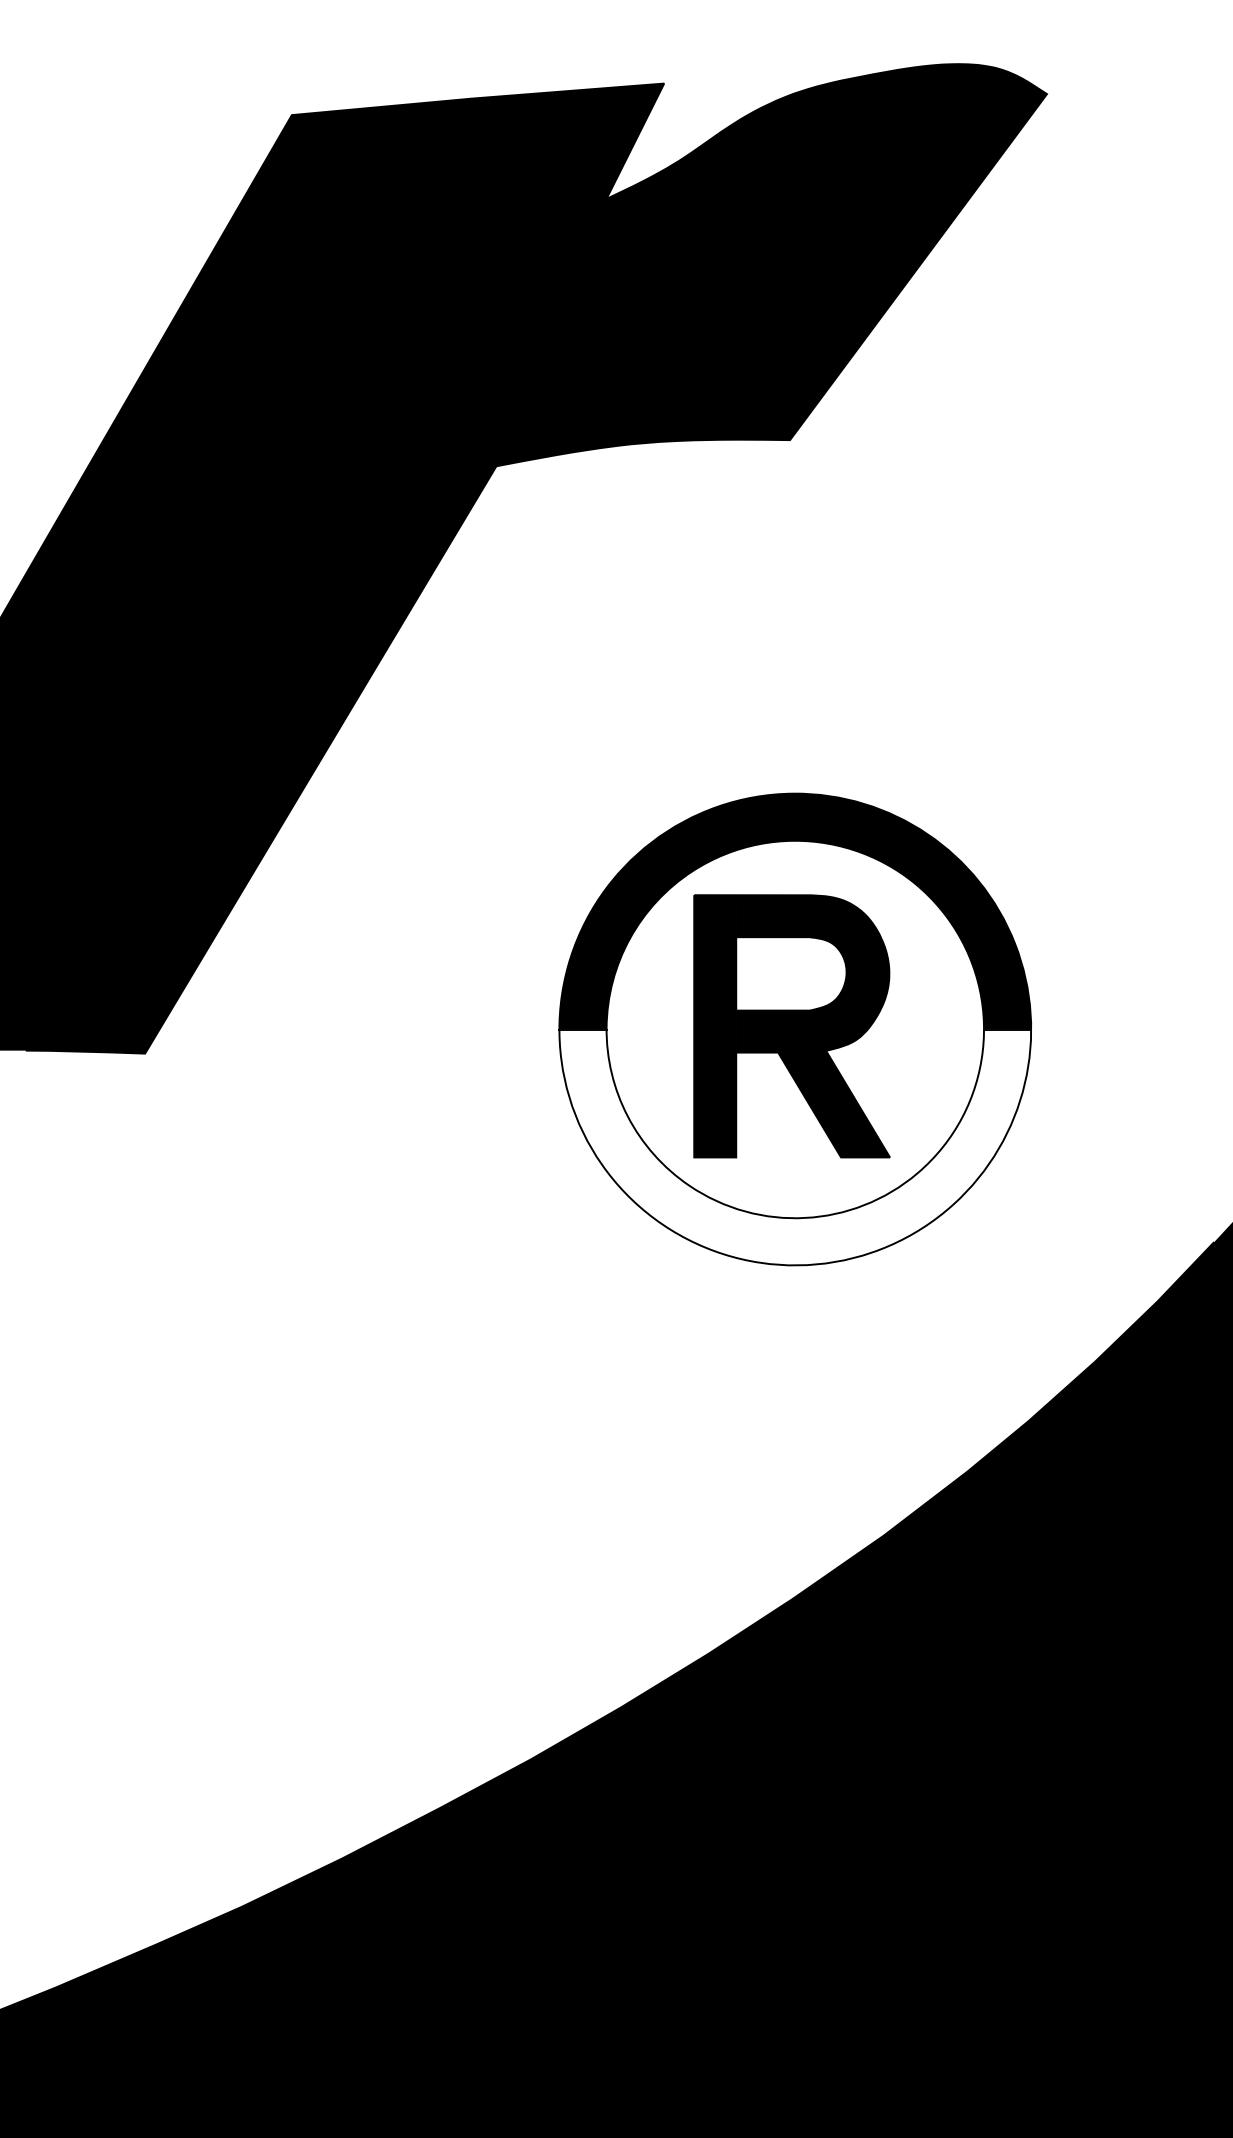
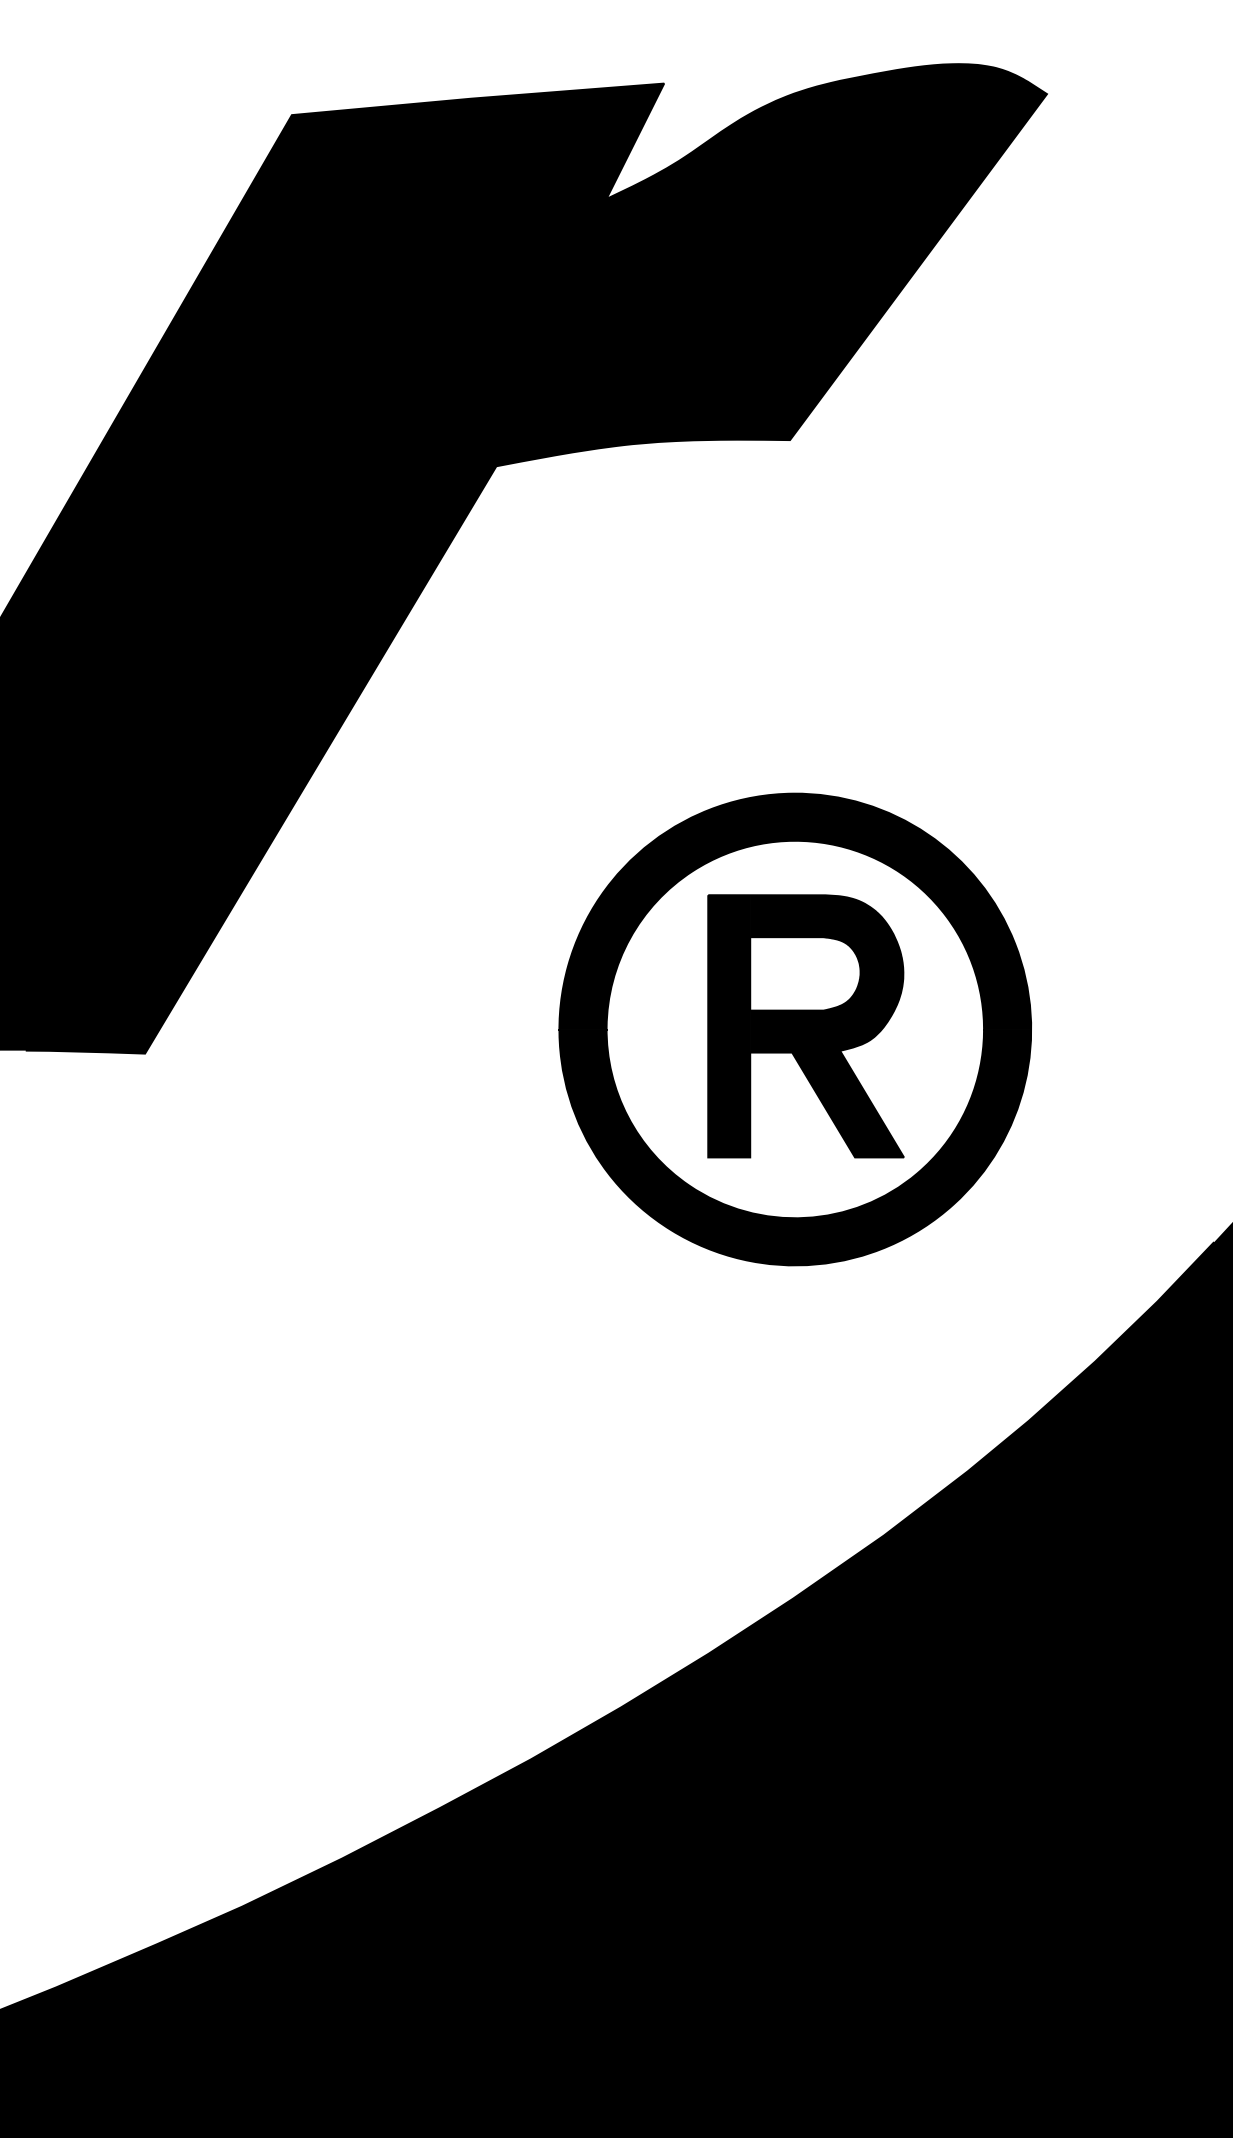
part position: (791, 1026) -> (805, 1026) (805, 1026)
fill: none -> present (795, 1147)
